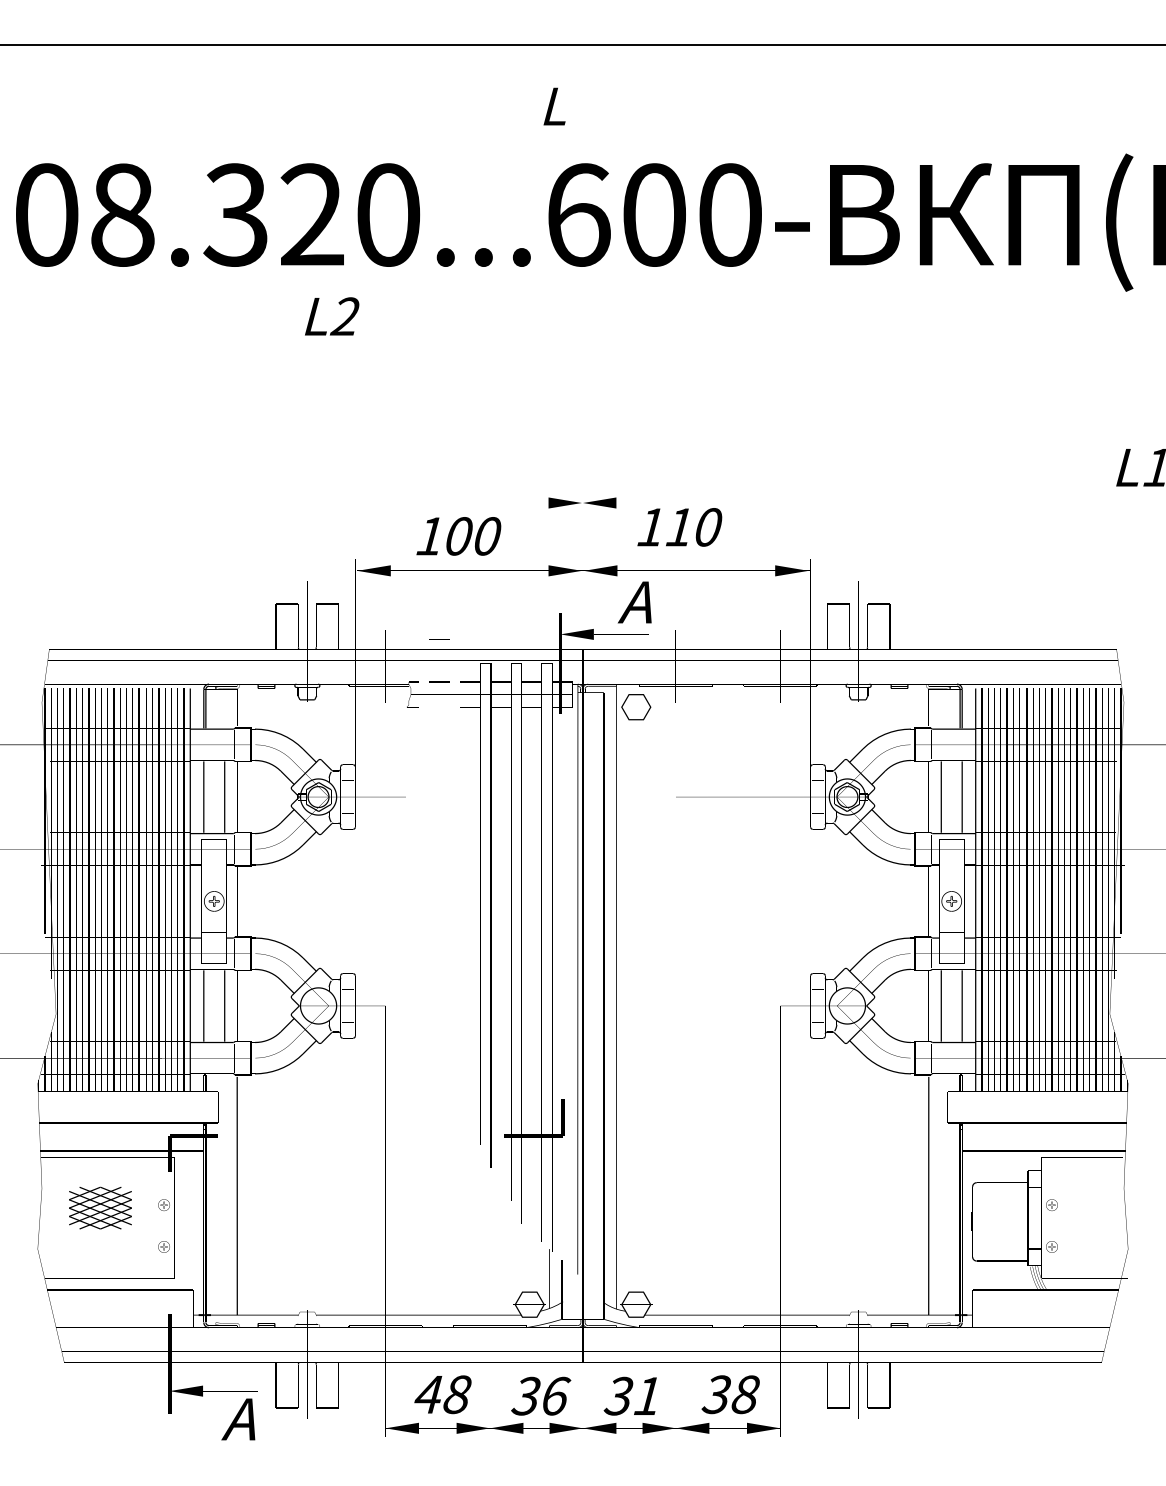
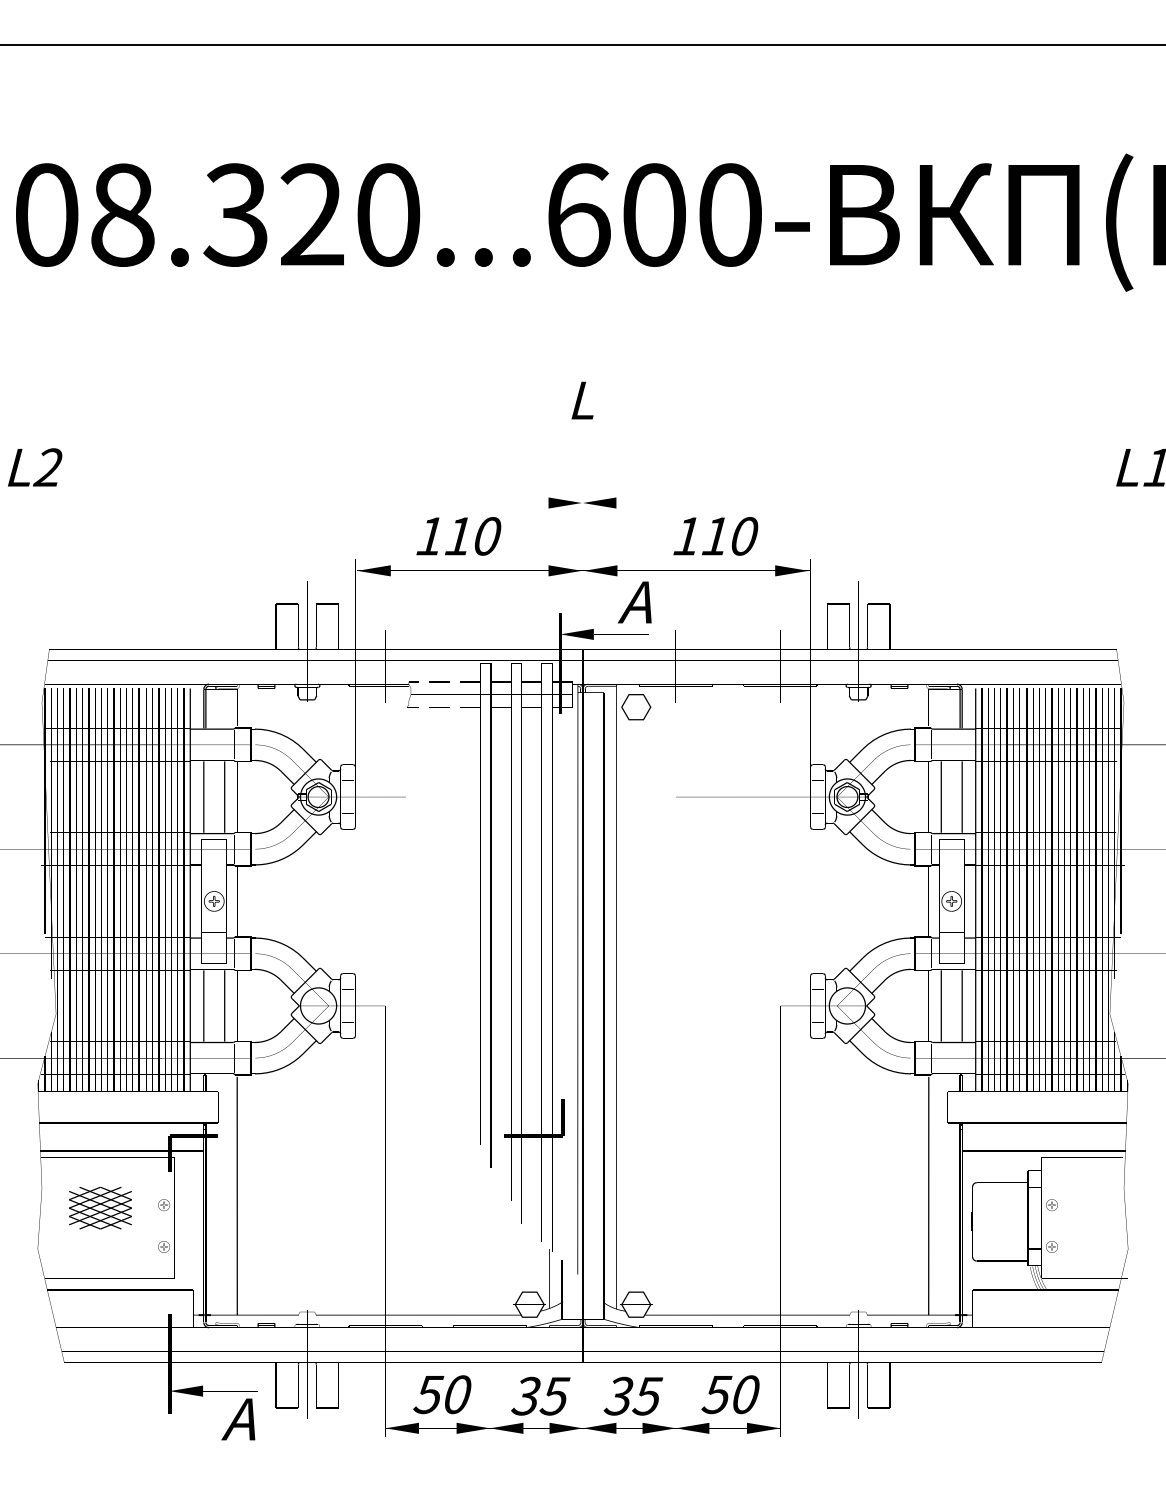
text position: (554, 106) -> (582, 400) (582, 400)
text position: (332, 316) -> (35, 467) (35, 467)
text position: (679, 527) -> (715, 536) (715, 536)
text: 100 -> 110 (458, 536)
line position: (439, 639) -> (439, 707) (439, 707)
text: 48 -> 50 (442, 1394)
text: 38 -> 50 (730, 1394)
text: 36 -> 35 (555, 1395)
text: 31 -> 35 (647, 1396)
